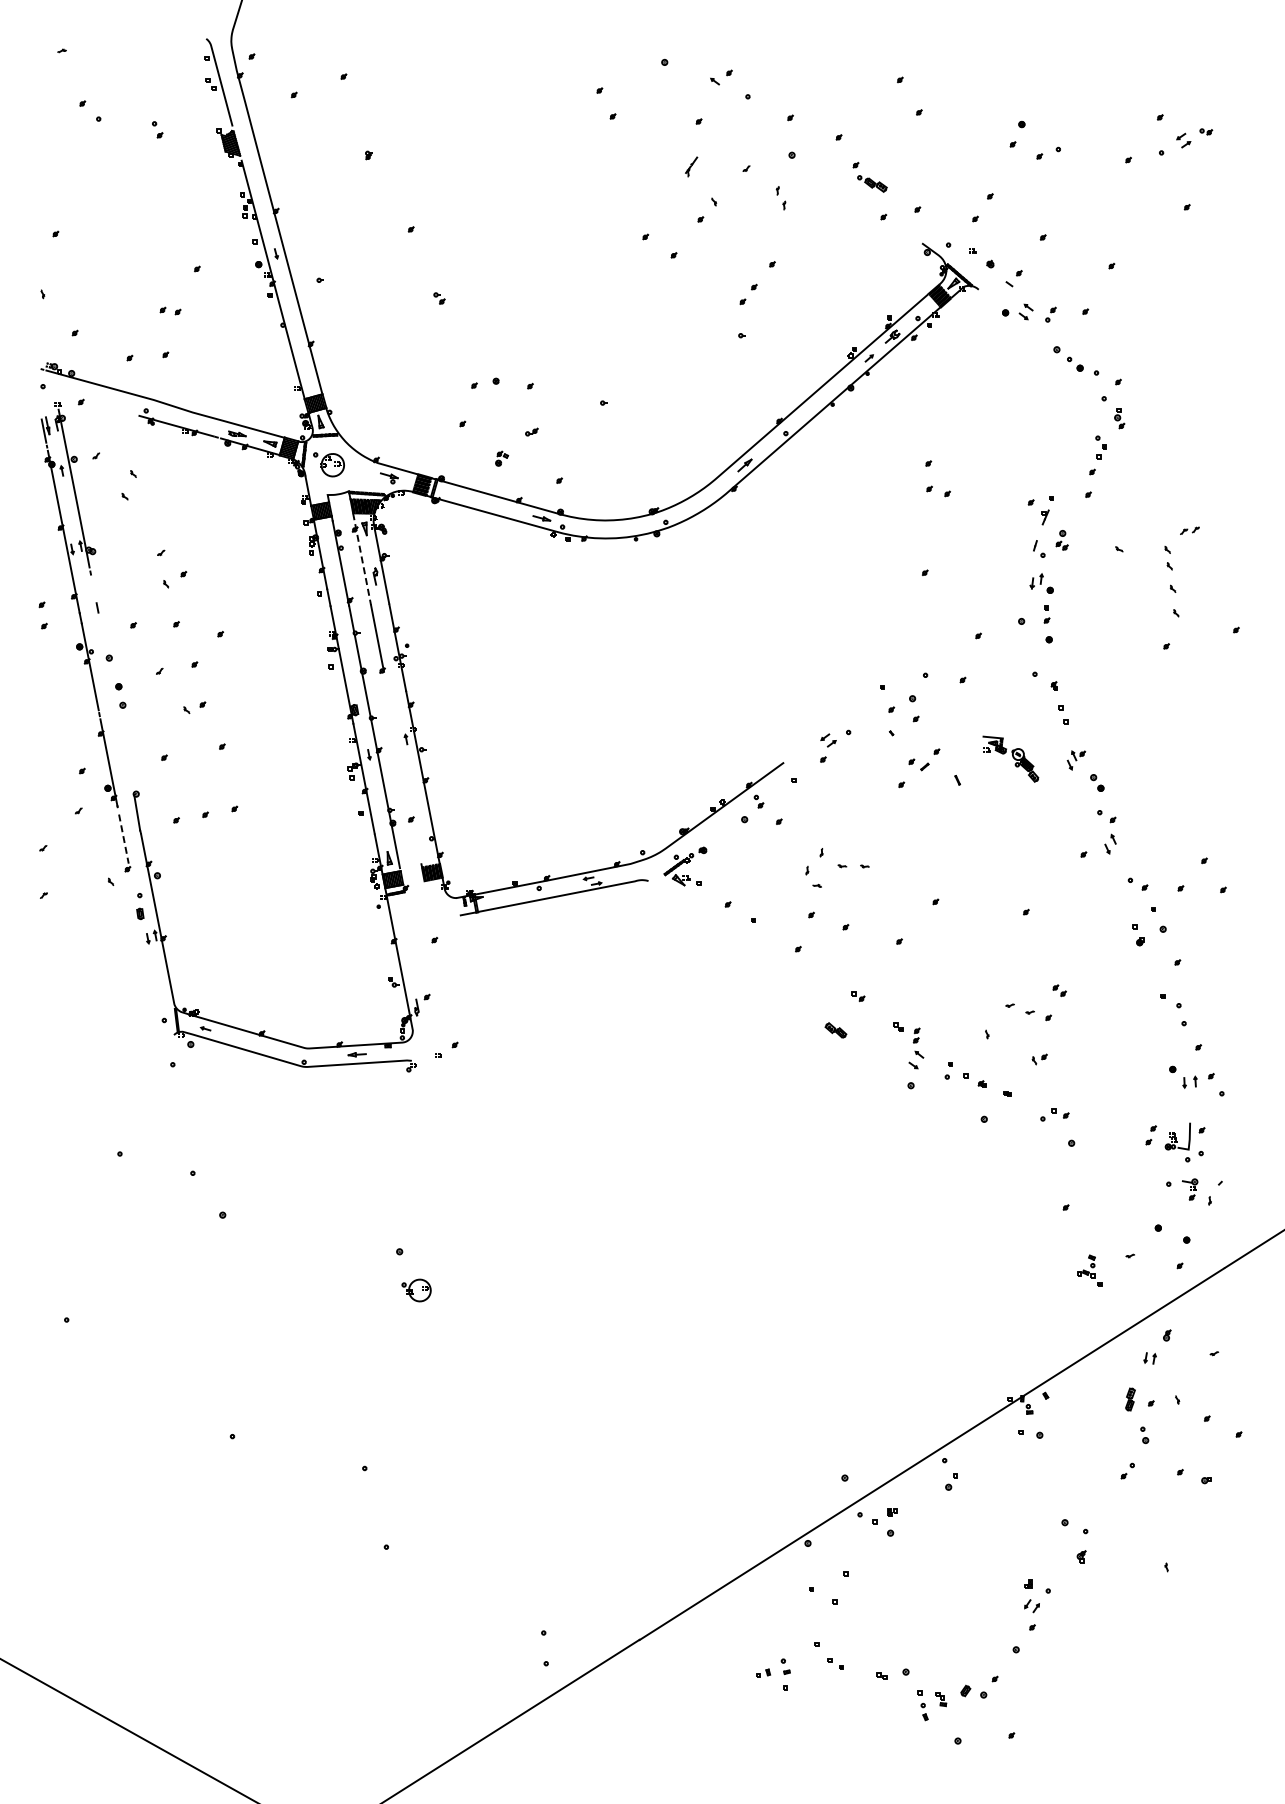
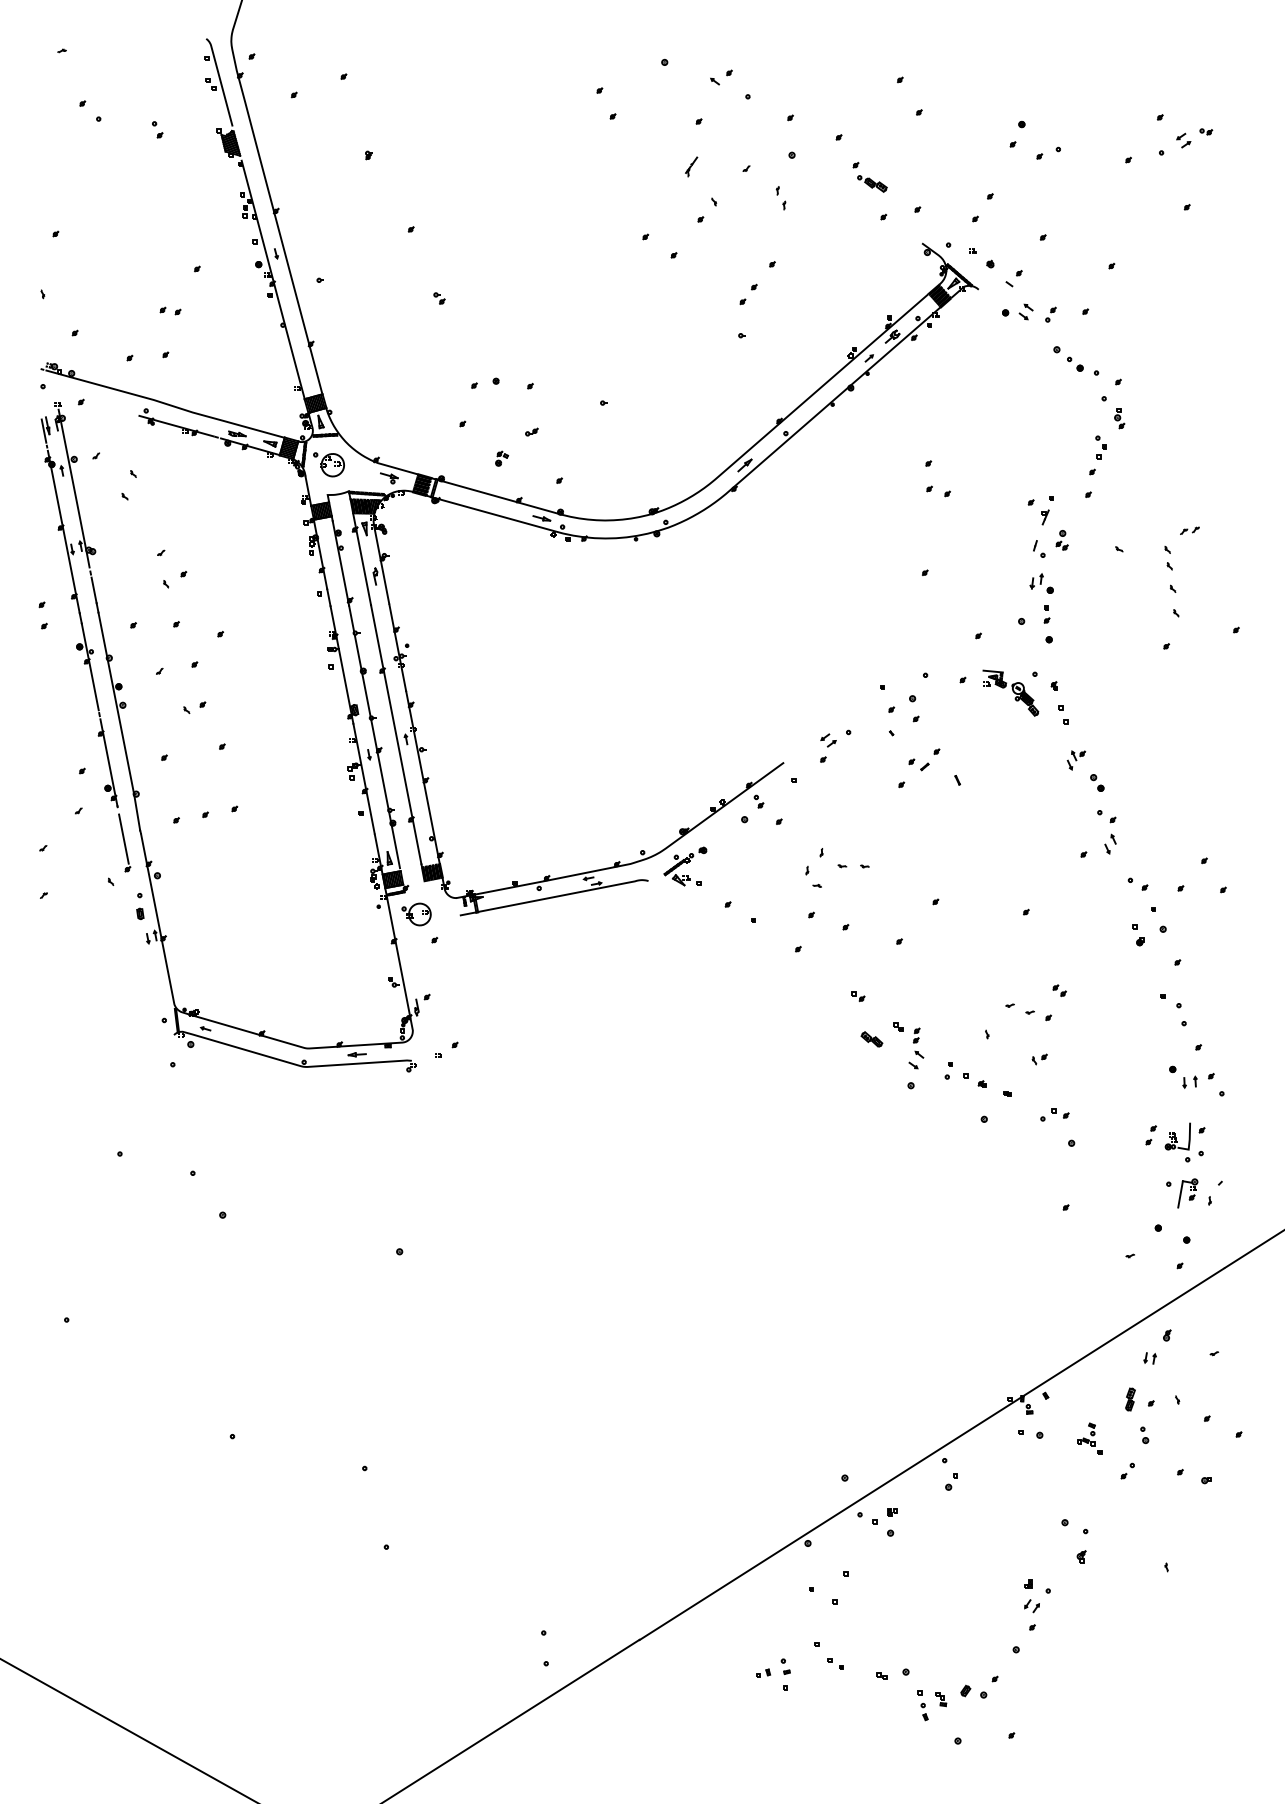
line: dashed -> solid (362, 559)
line: none -> present (93, 590)
line: none -> present (116, 703)
part position: (1010, 758) -> (1010, 692) (1010, 692)
line: none -> present (402, 767)
line: dashed -> solid (124, 839)
part position: (835, 1030) -> (871, 1039) (871, 1039)
line: none -> present (1180, 1194)
part position: (1089, 1270) -> (1089, 1438) (1089, 1438)
part position: (416, 1290) -> (416, 914) (416, 914)
